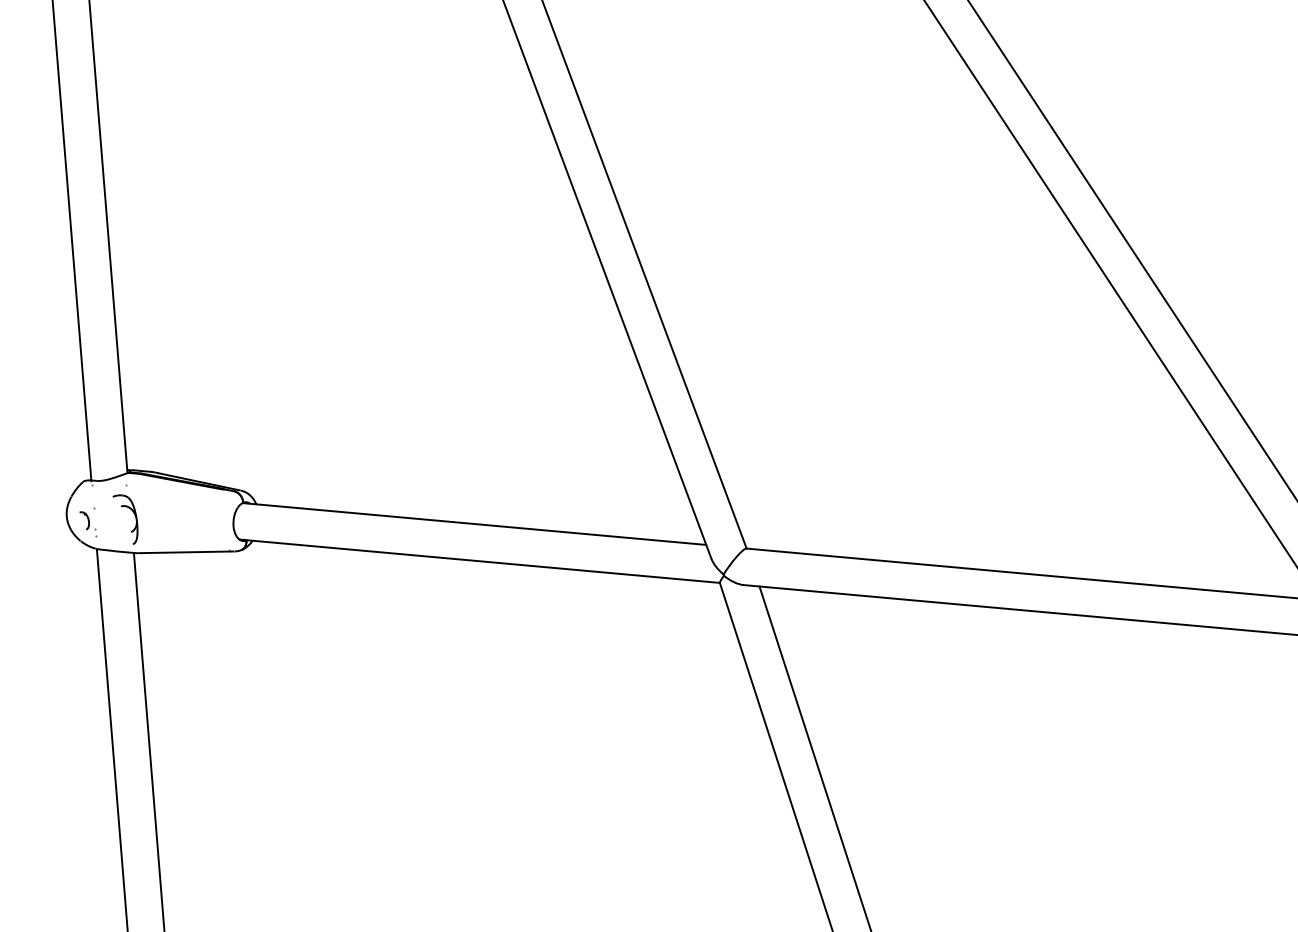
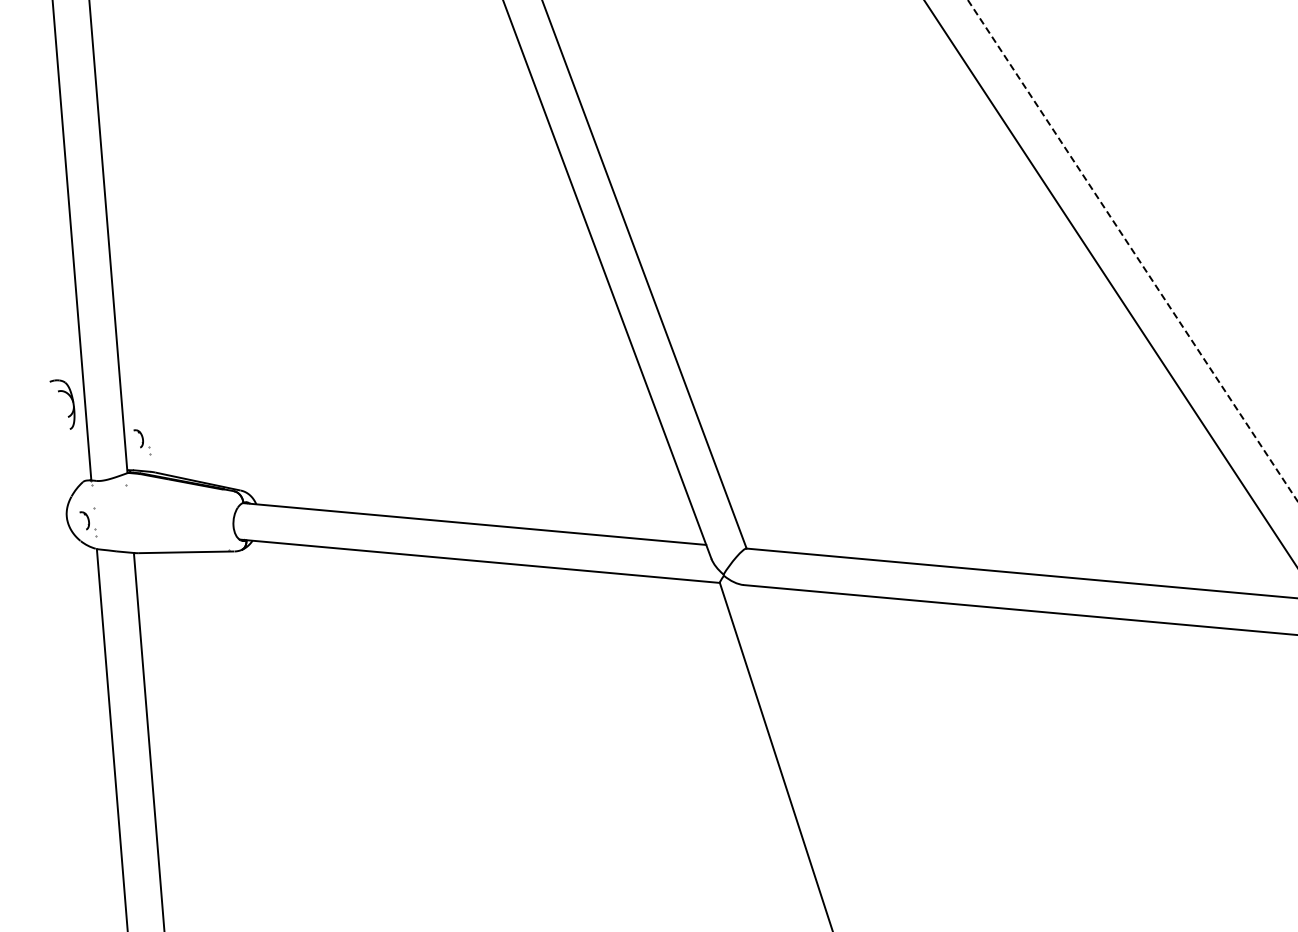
line: solid -> dashed (1133, 251)
part: none -> present (142, 442)
part position: (134, 515) -> (71, 400) (71, 400)
line: present -> none (814, 757)
